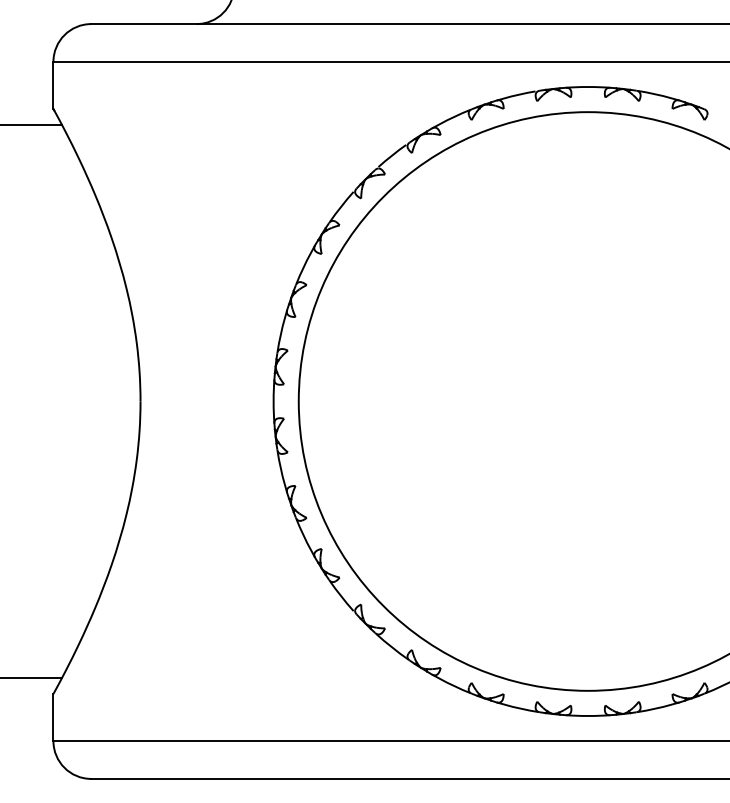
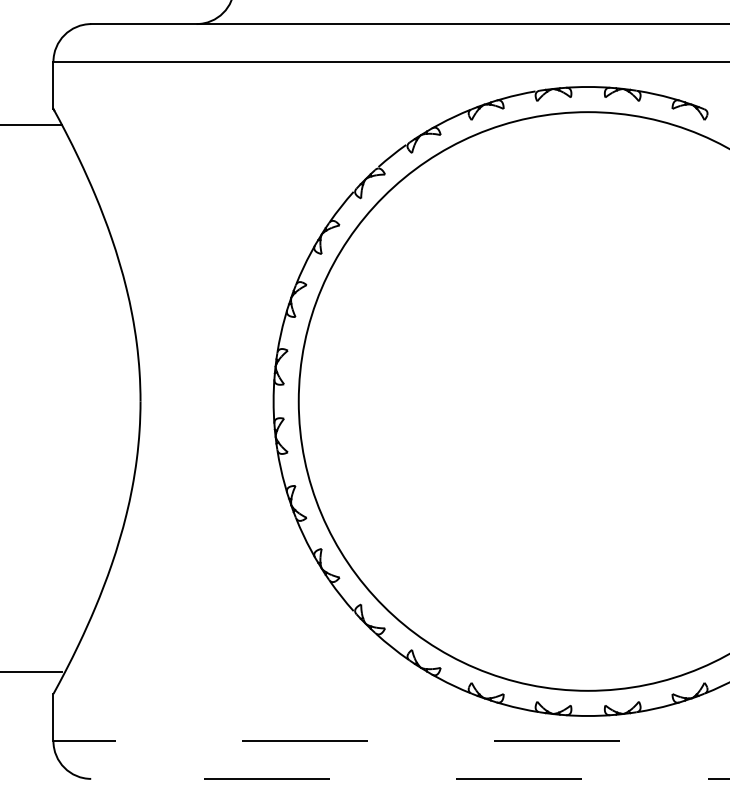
line position: (31, 678) -> (31, 672) (31, 672)
line: solid -> dashed (391, 741)
line: solid -> dashed (410, 778)
